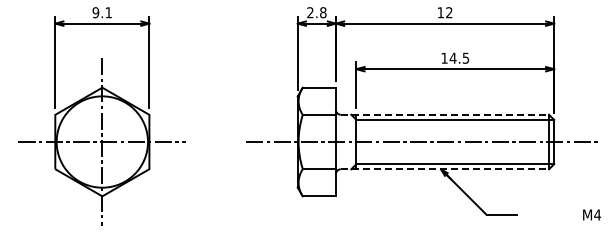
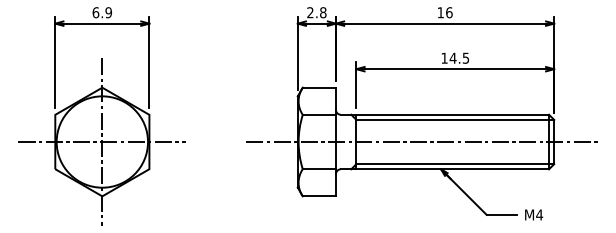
text: 9.1 -> 6.9 (102, 12)
text: 12 -> 16 (449, 12)
line: dashed -> solid (445, 114)
line: dashed -> solid (445, 169)
text position: (592, 214) -> (534, 214) (534, 214)
